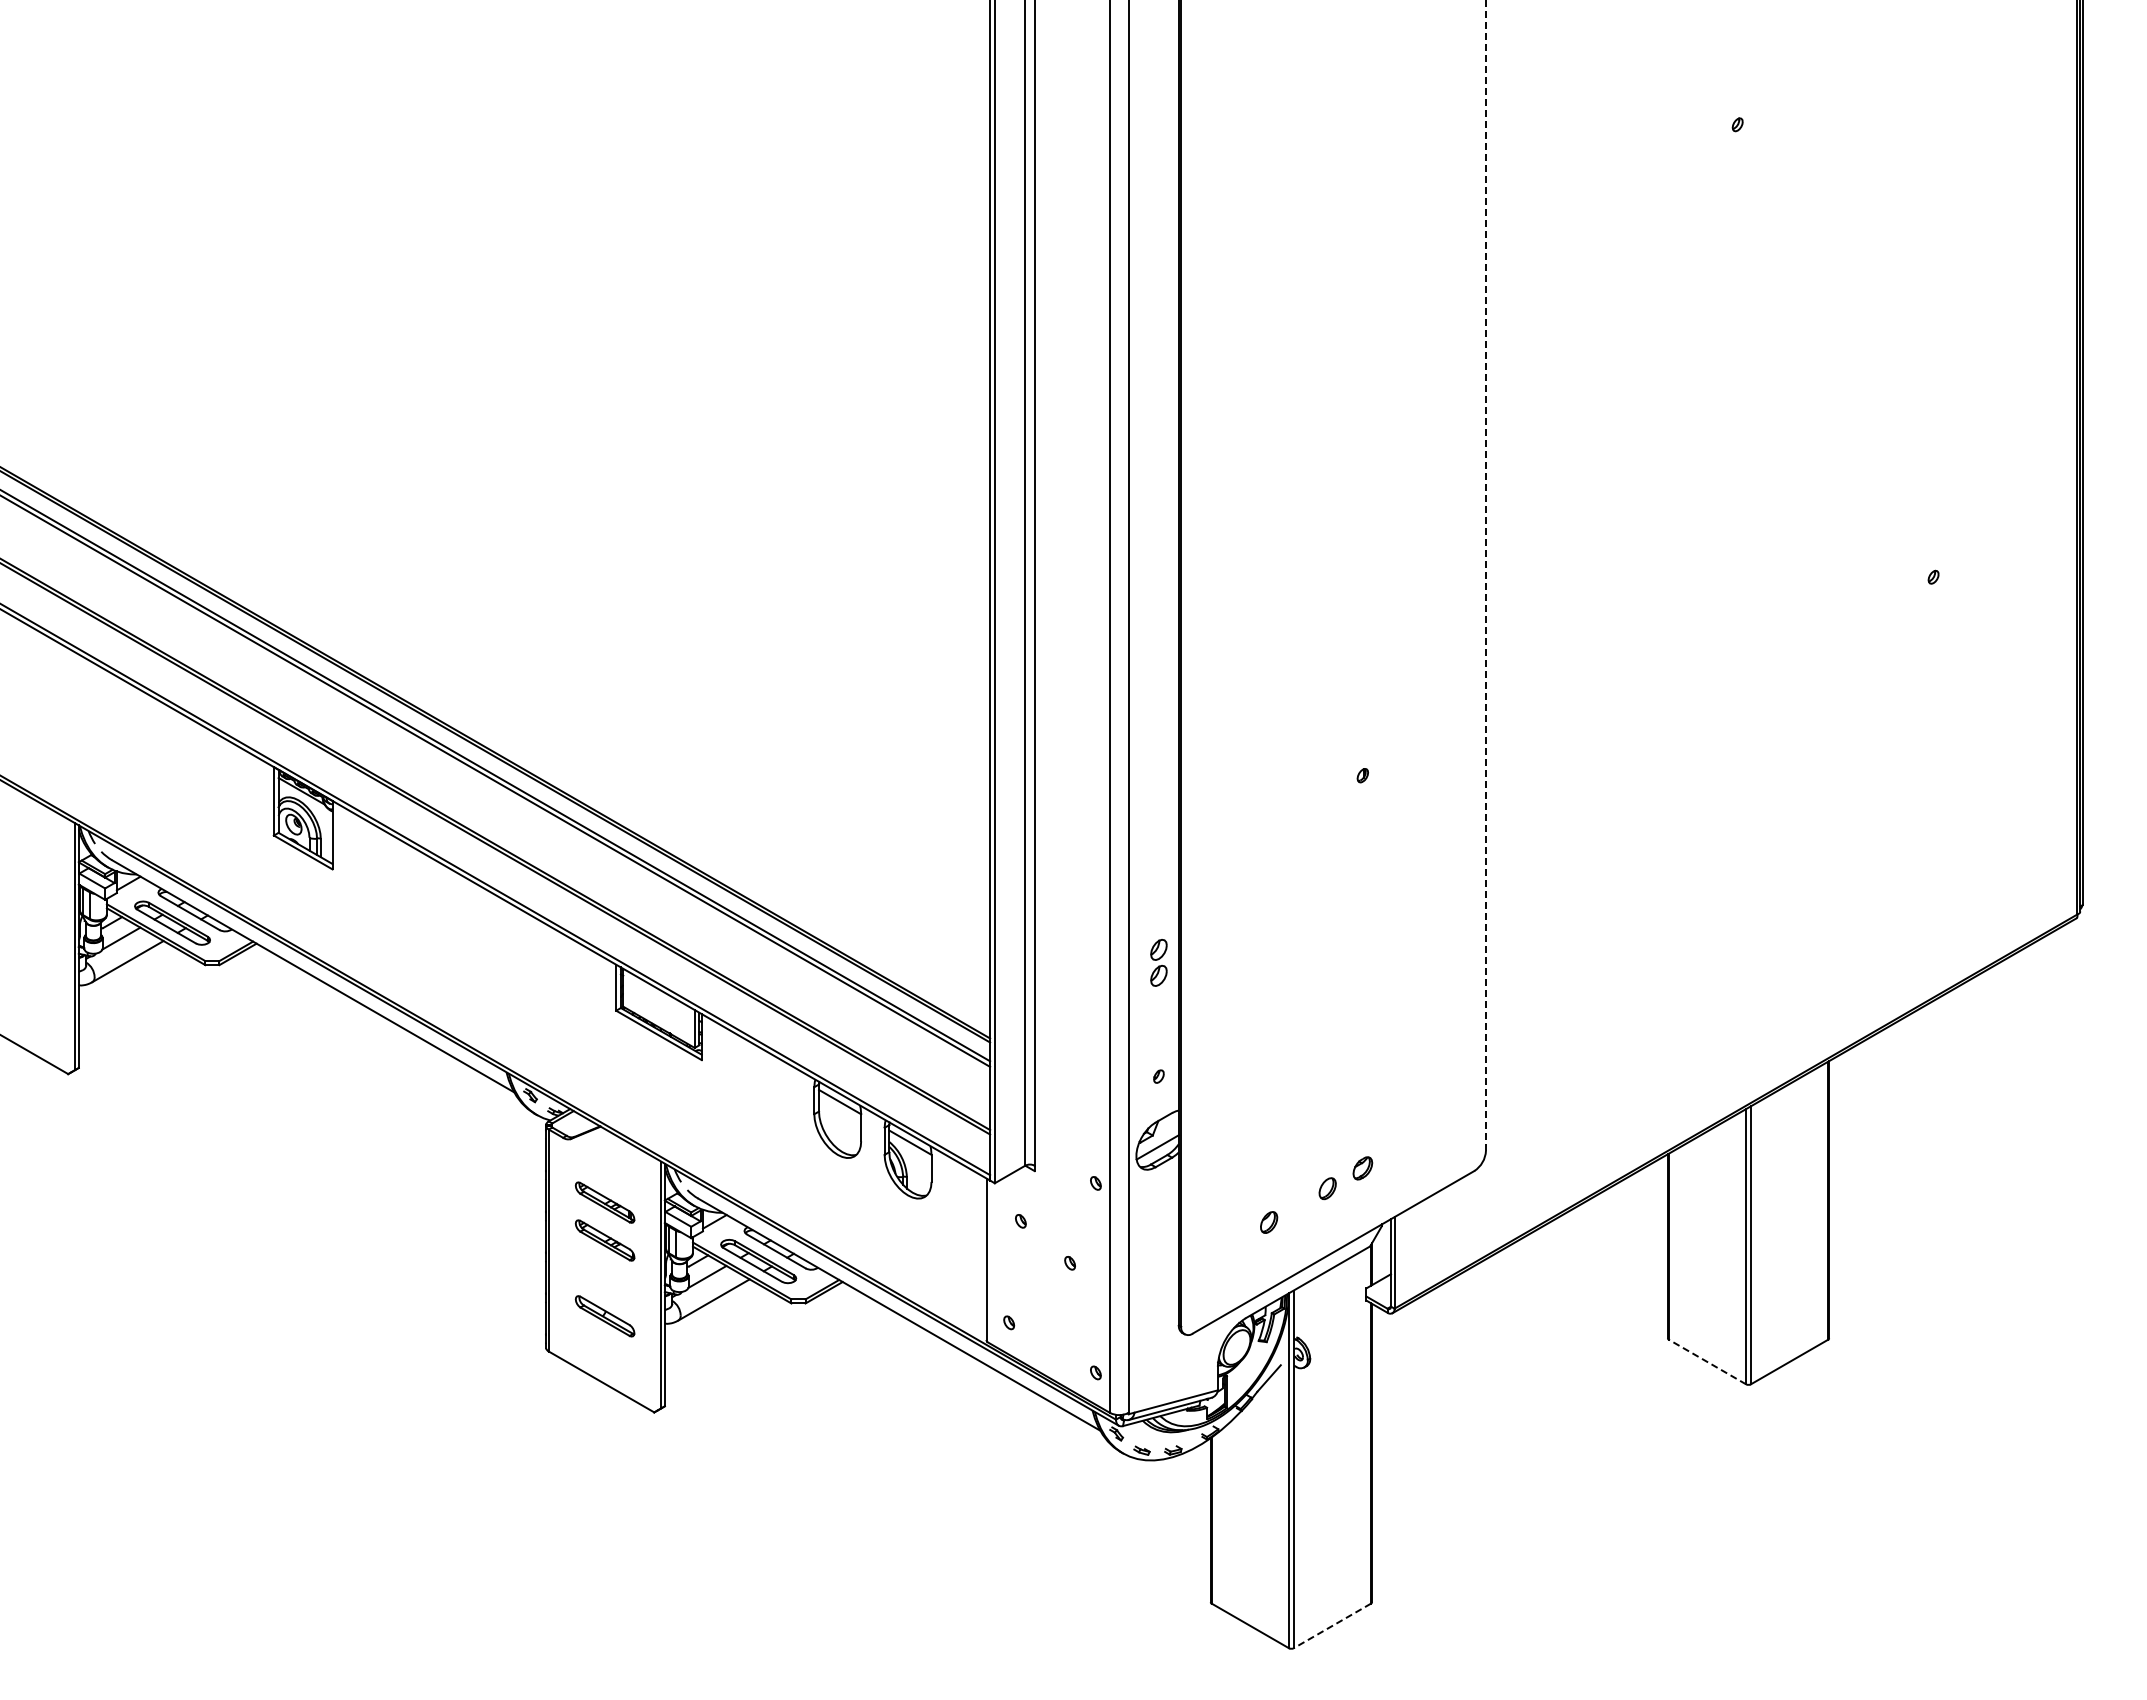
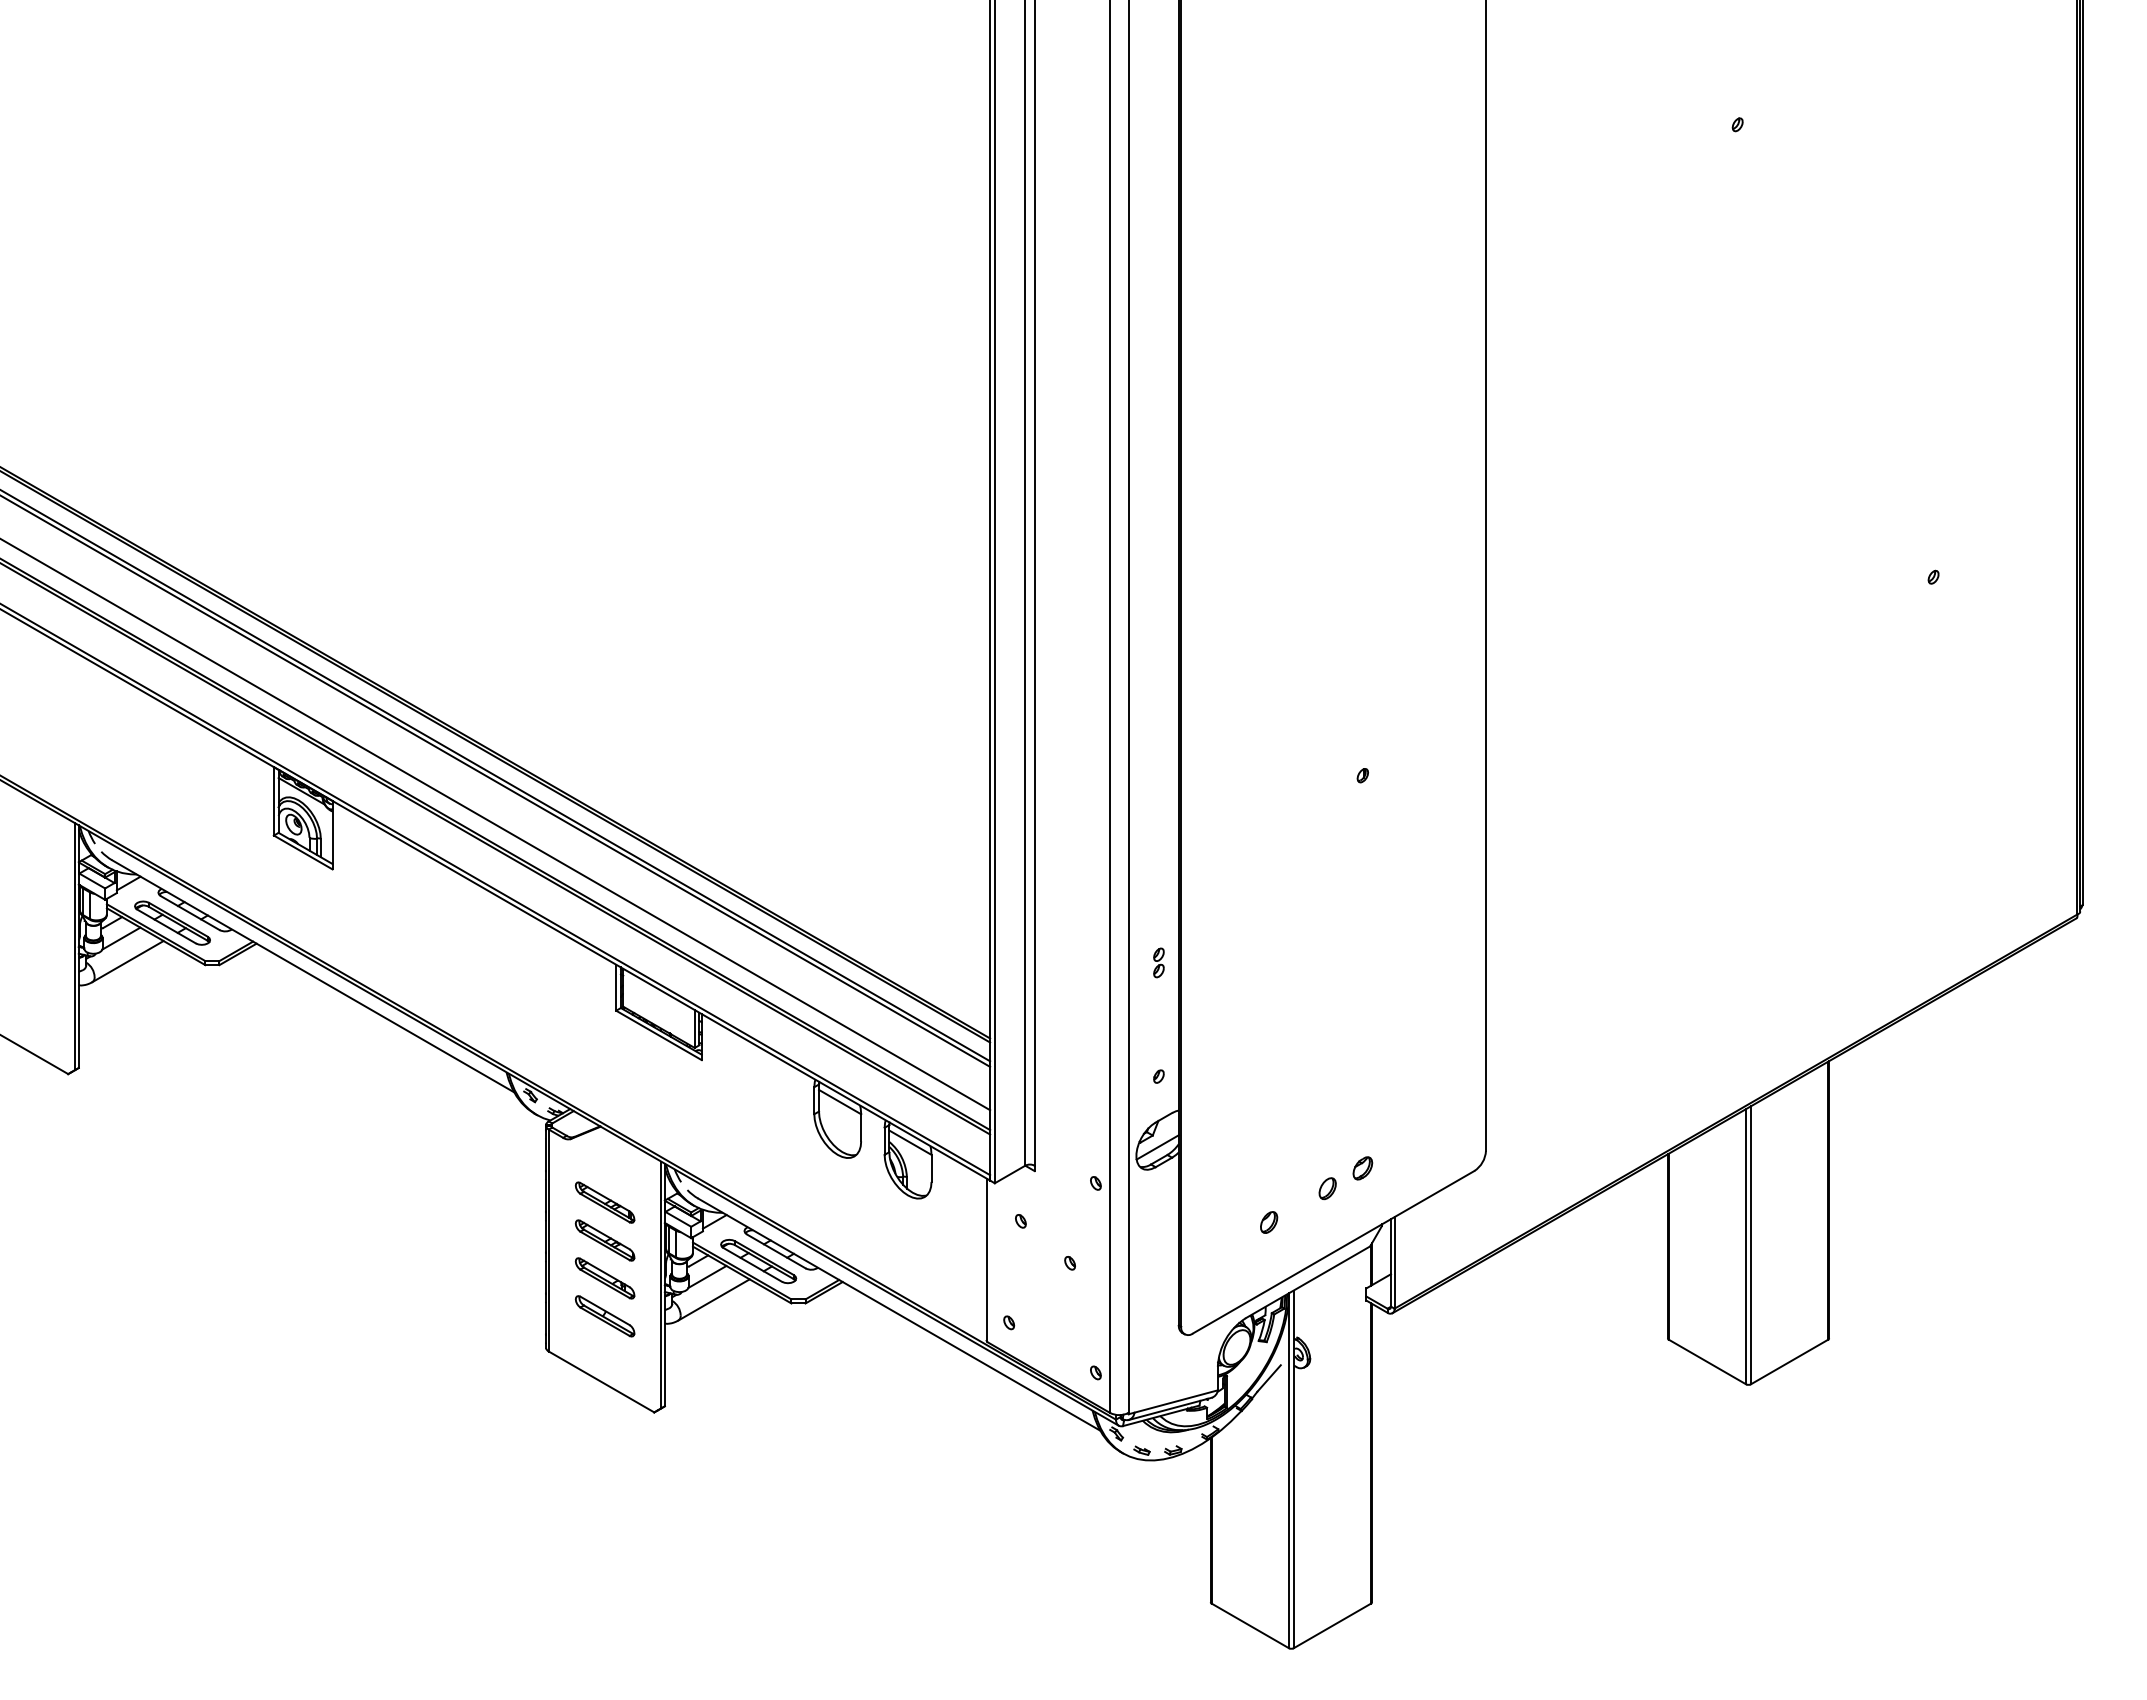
line: dashed -> solid (1485, 574)
line: none -> present (496, 825)
part size: 18x48 px -> 12x32 px (1158, 962)
part: none -> present (604, 1278)
line: dashed -> solid (1707, 1362)
line: dashed -> solid (1332, 1625)
